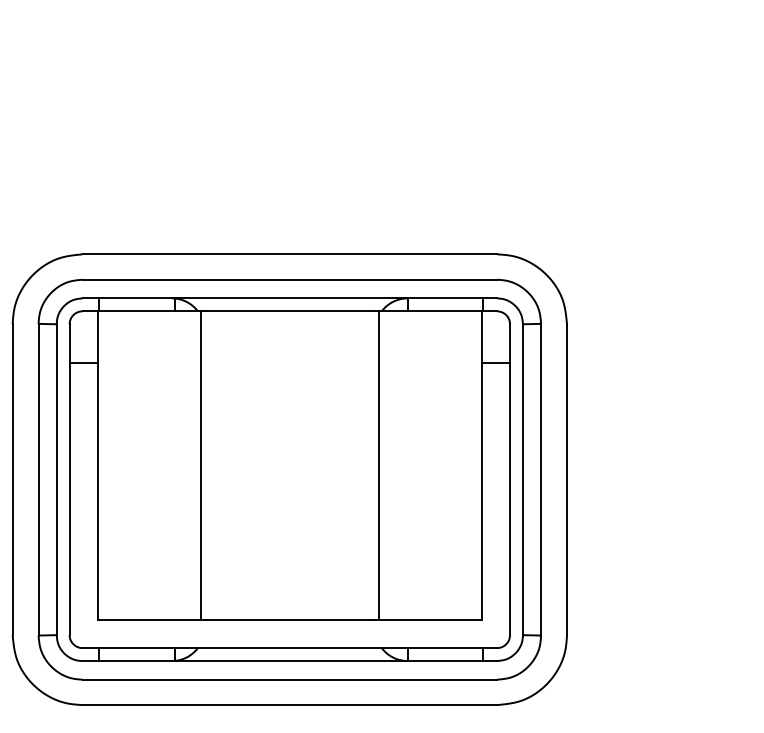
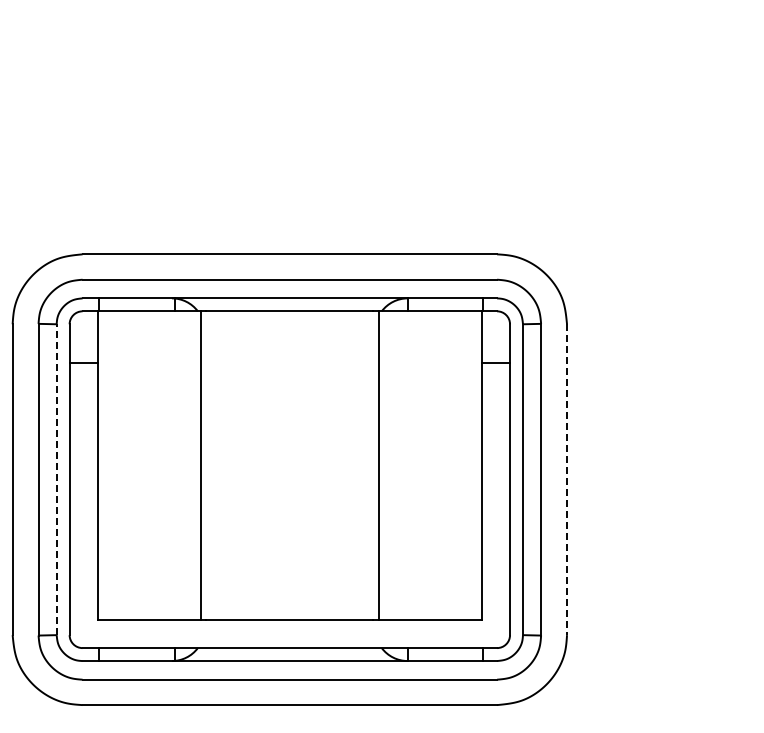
line: solid -> dashed (56, 479)
line: solid -> dashed (567, 480)
